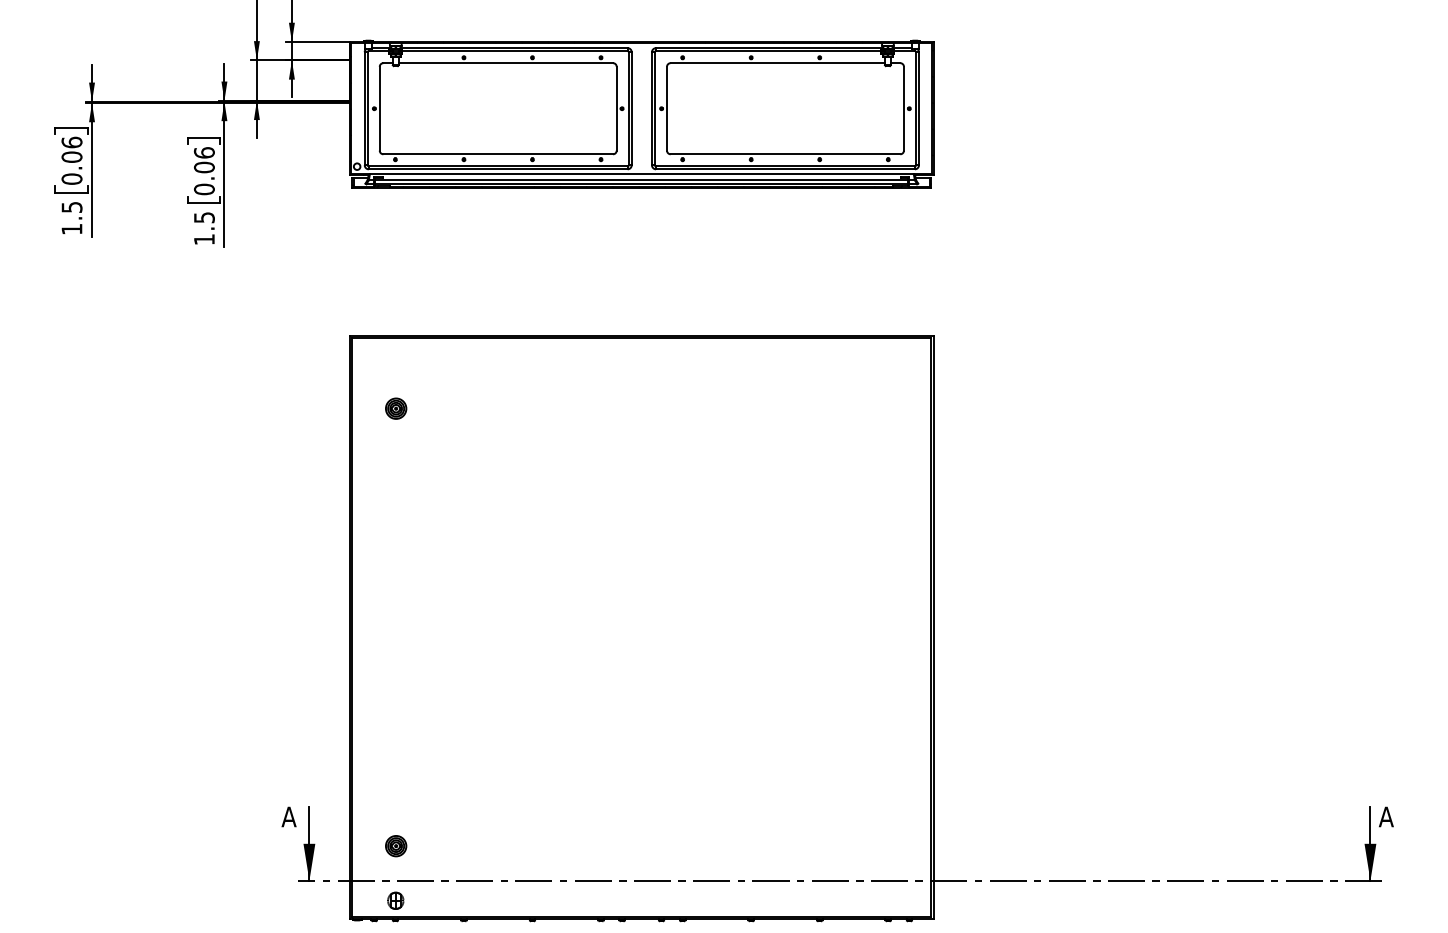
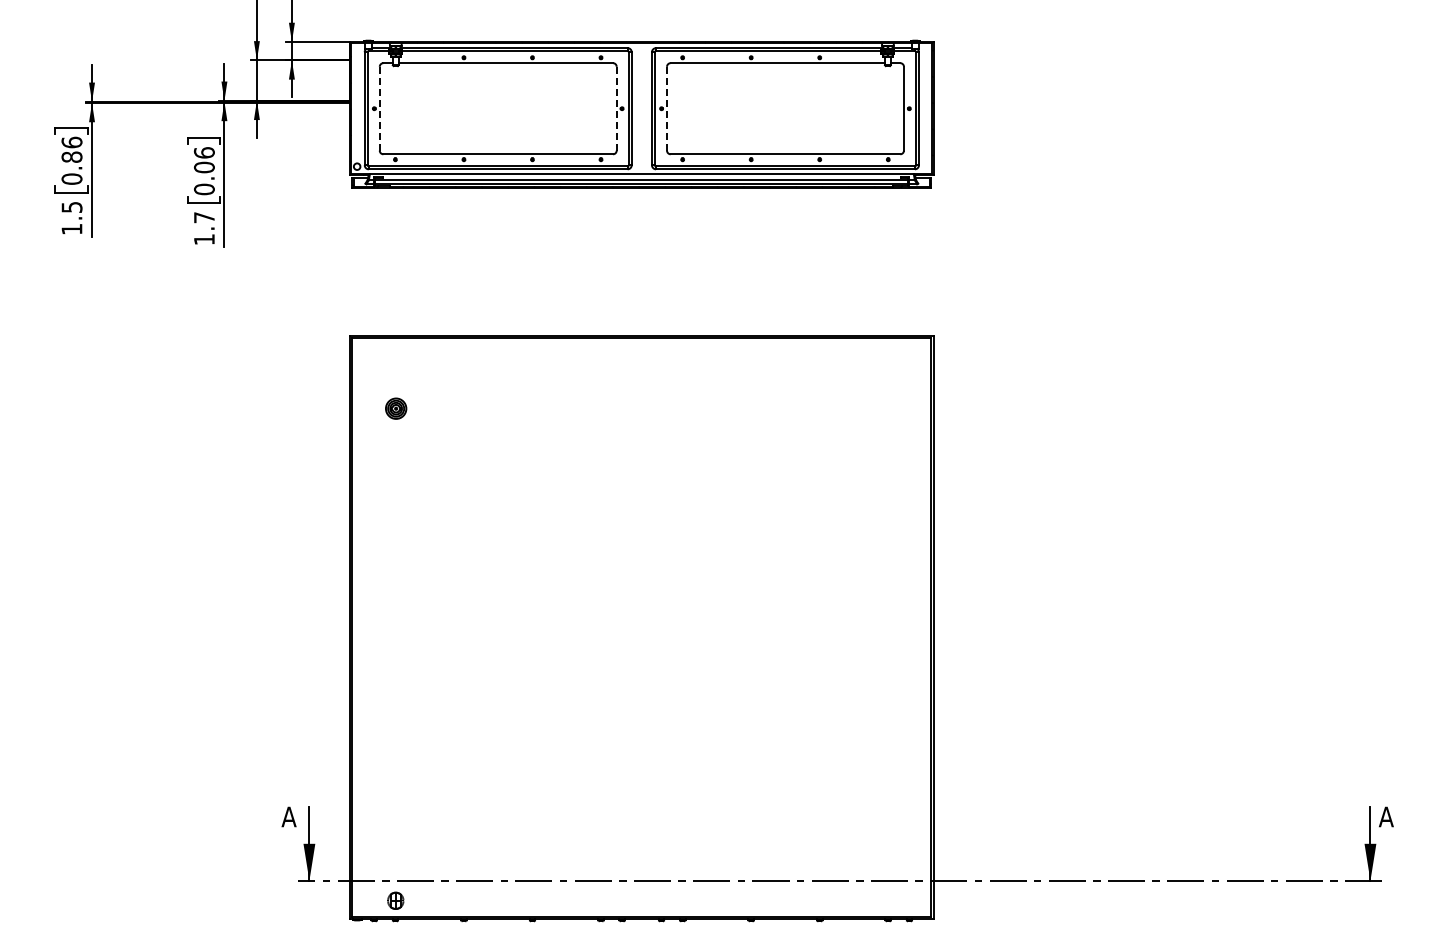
line: solid -> dashed (379, 108)
line: solid -> dashed (616, 108)
line: solid -> dashed (667, 108)
text: 0.06 -> 0.86 (71, 156)
text: 1.5 -> 1.7 (204, 217)
part: present -> none (396, 846)
